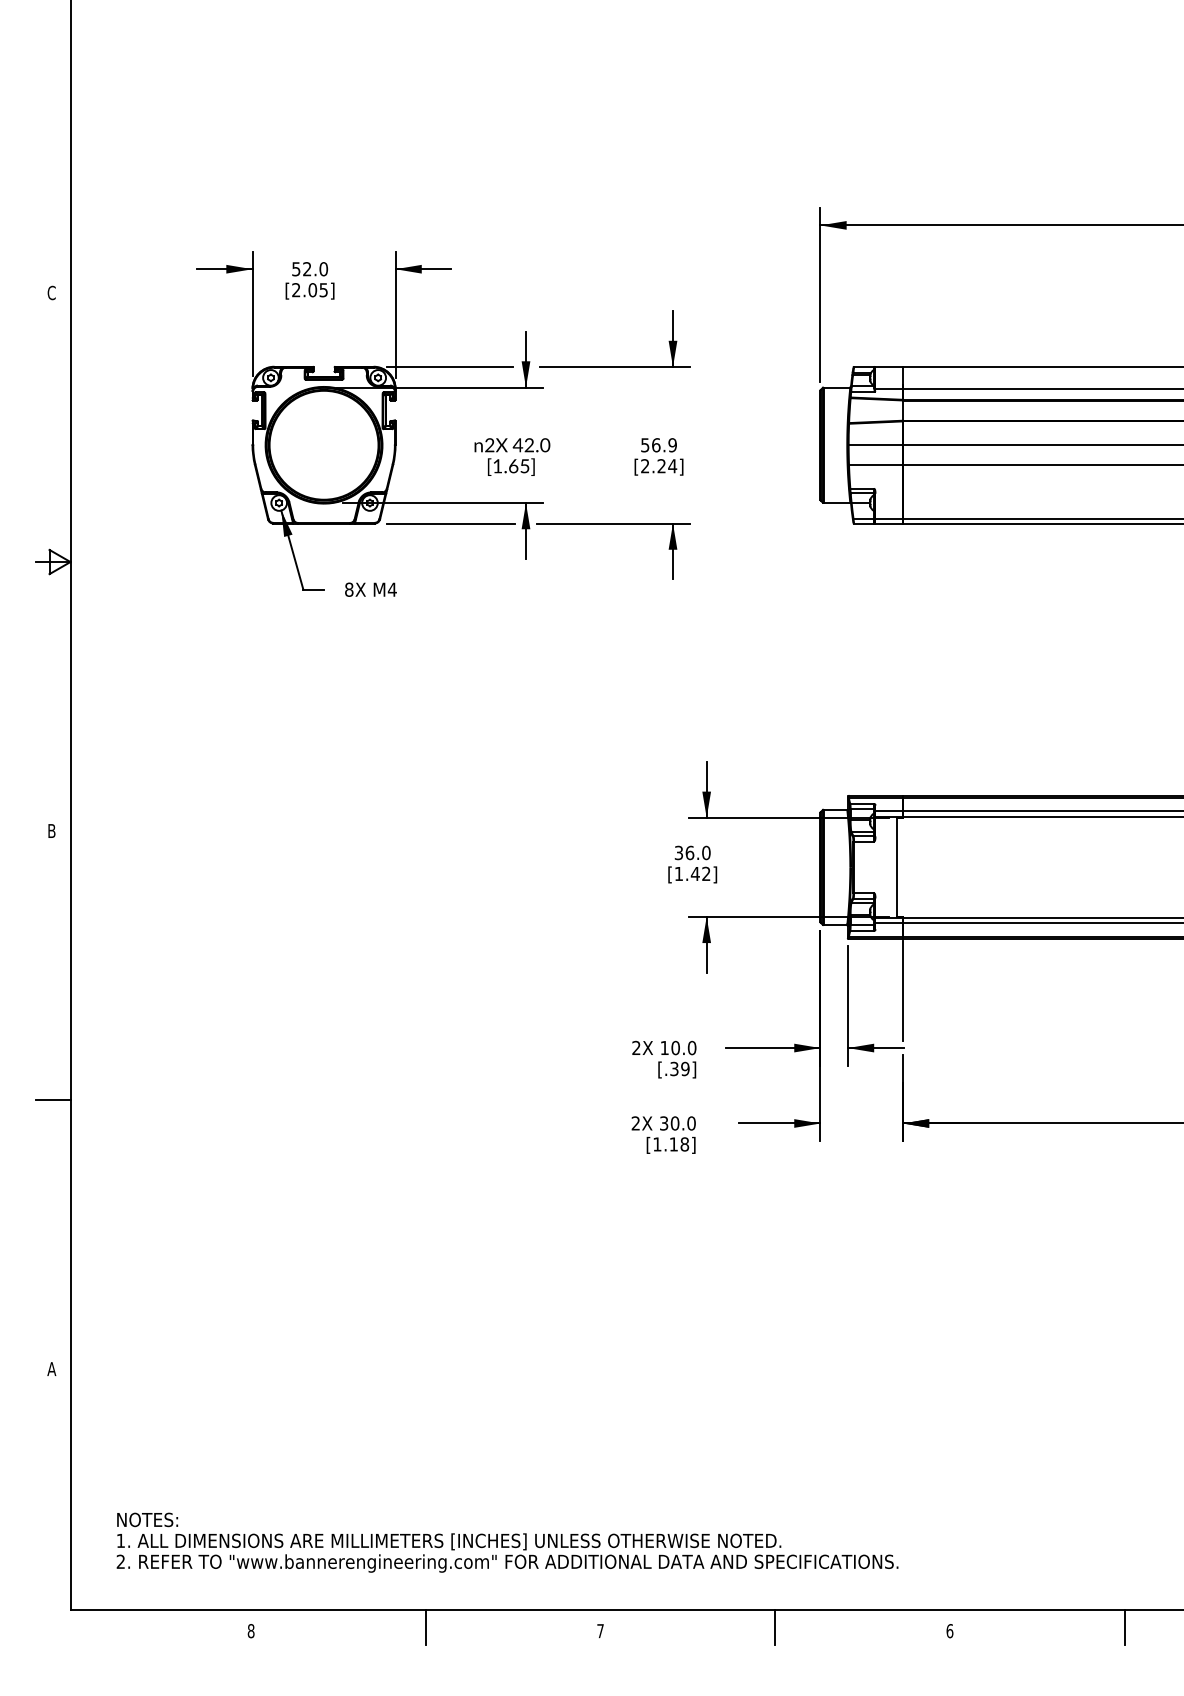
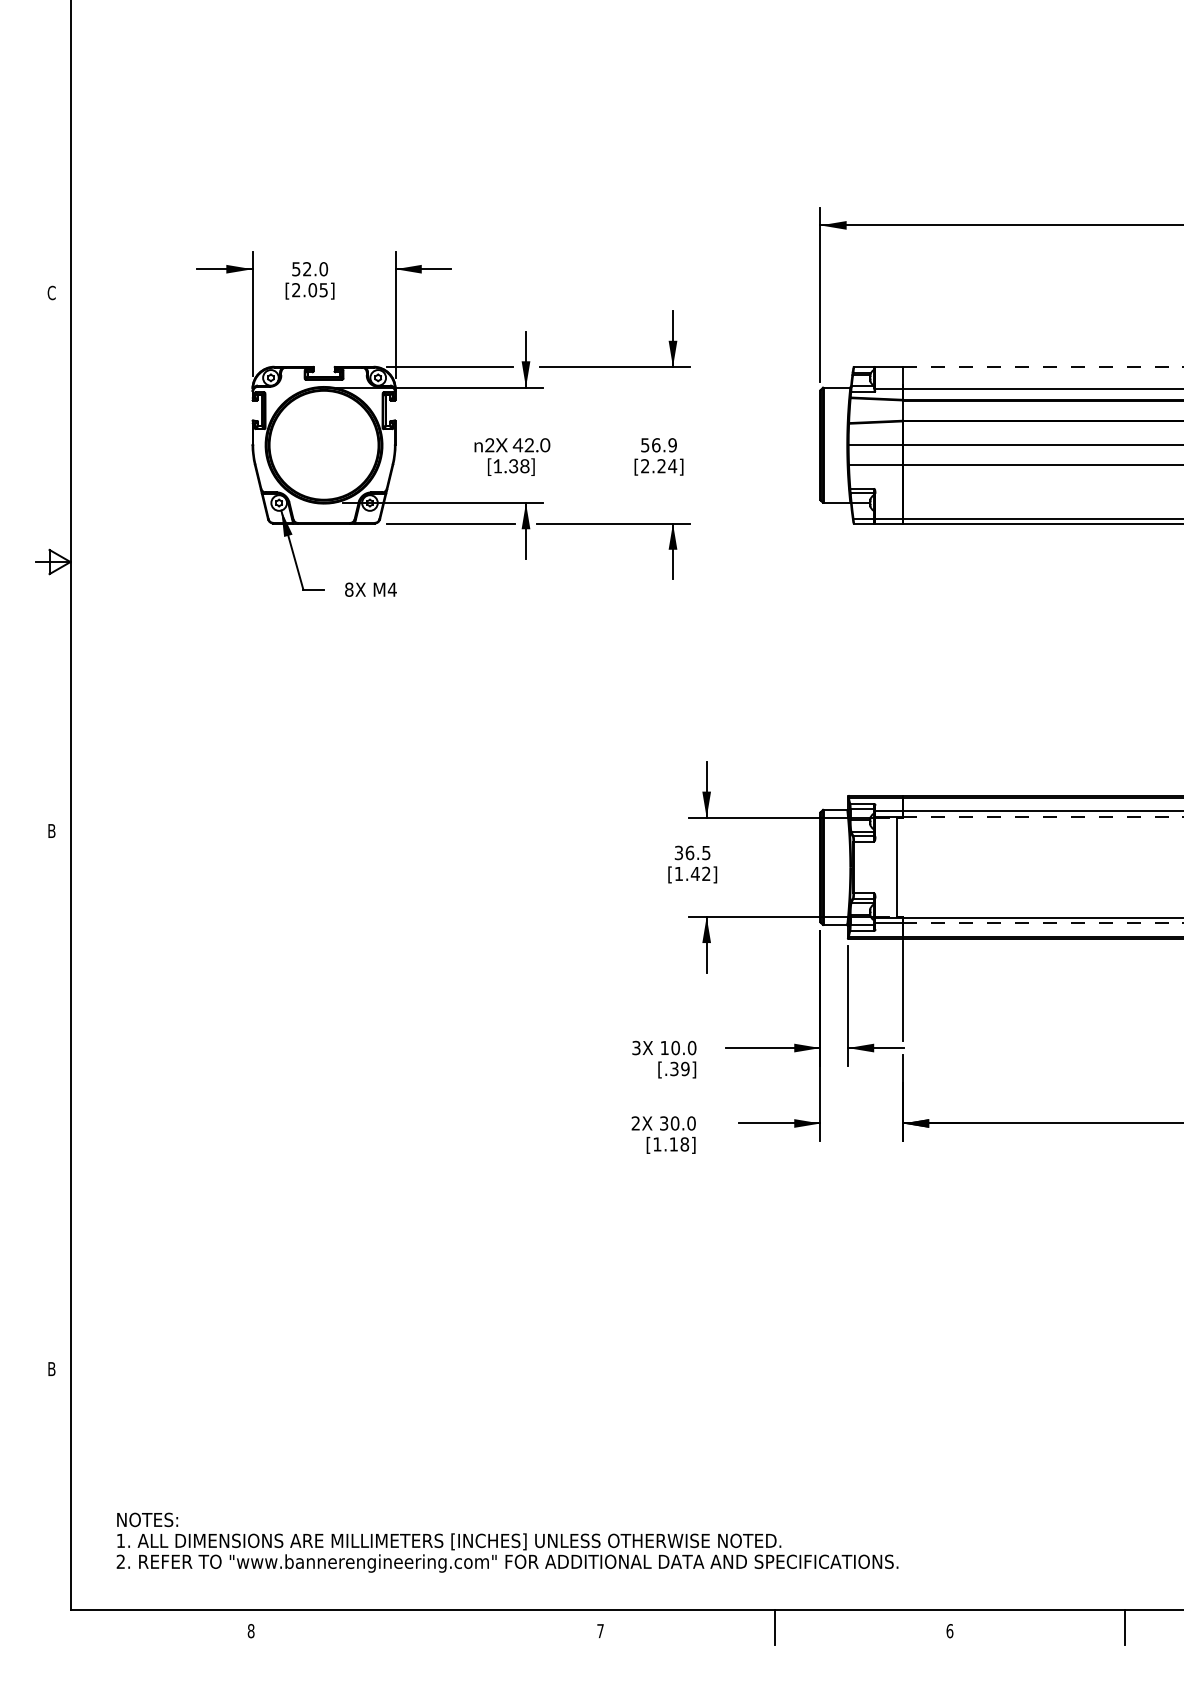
line: solid -> dashed (1043, 366)
text: [1.65] -> [1.38] (519, 466)
line: solid -> dashed (1043, 816)
text: 36.0 -> 36.5 (706, 852)
line: solid -> dashed (1043, 923)
text: 2X -> 3X (636, 1048)
line: present -> none (52, 1100)
text: A -> B (51, 1369)
line: present -> none (425, 1627)
